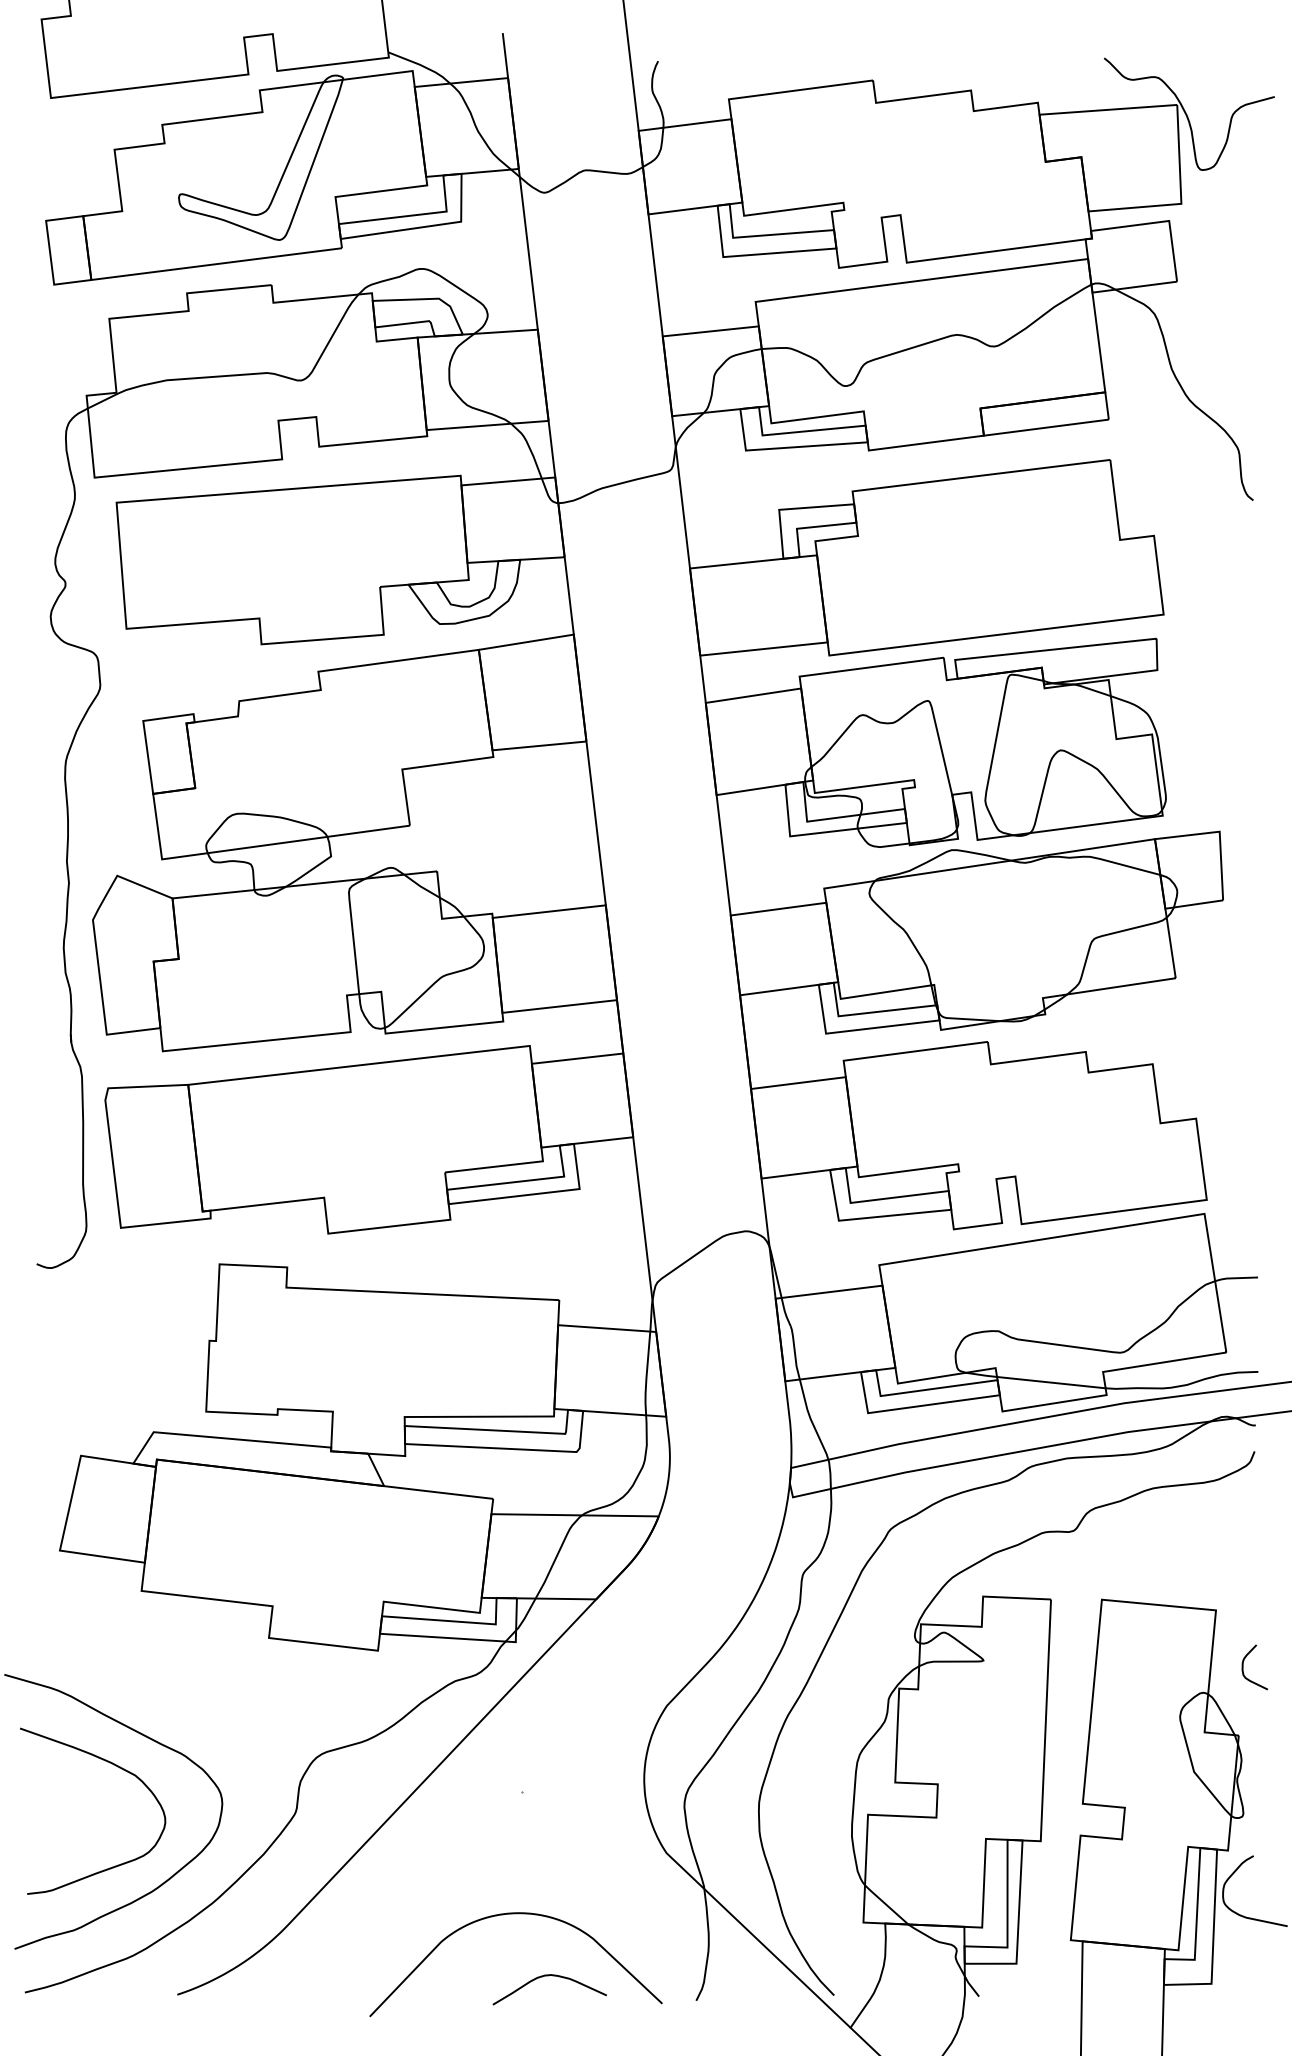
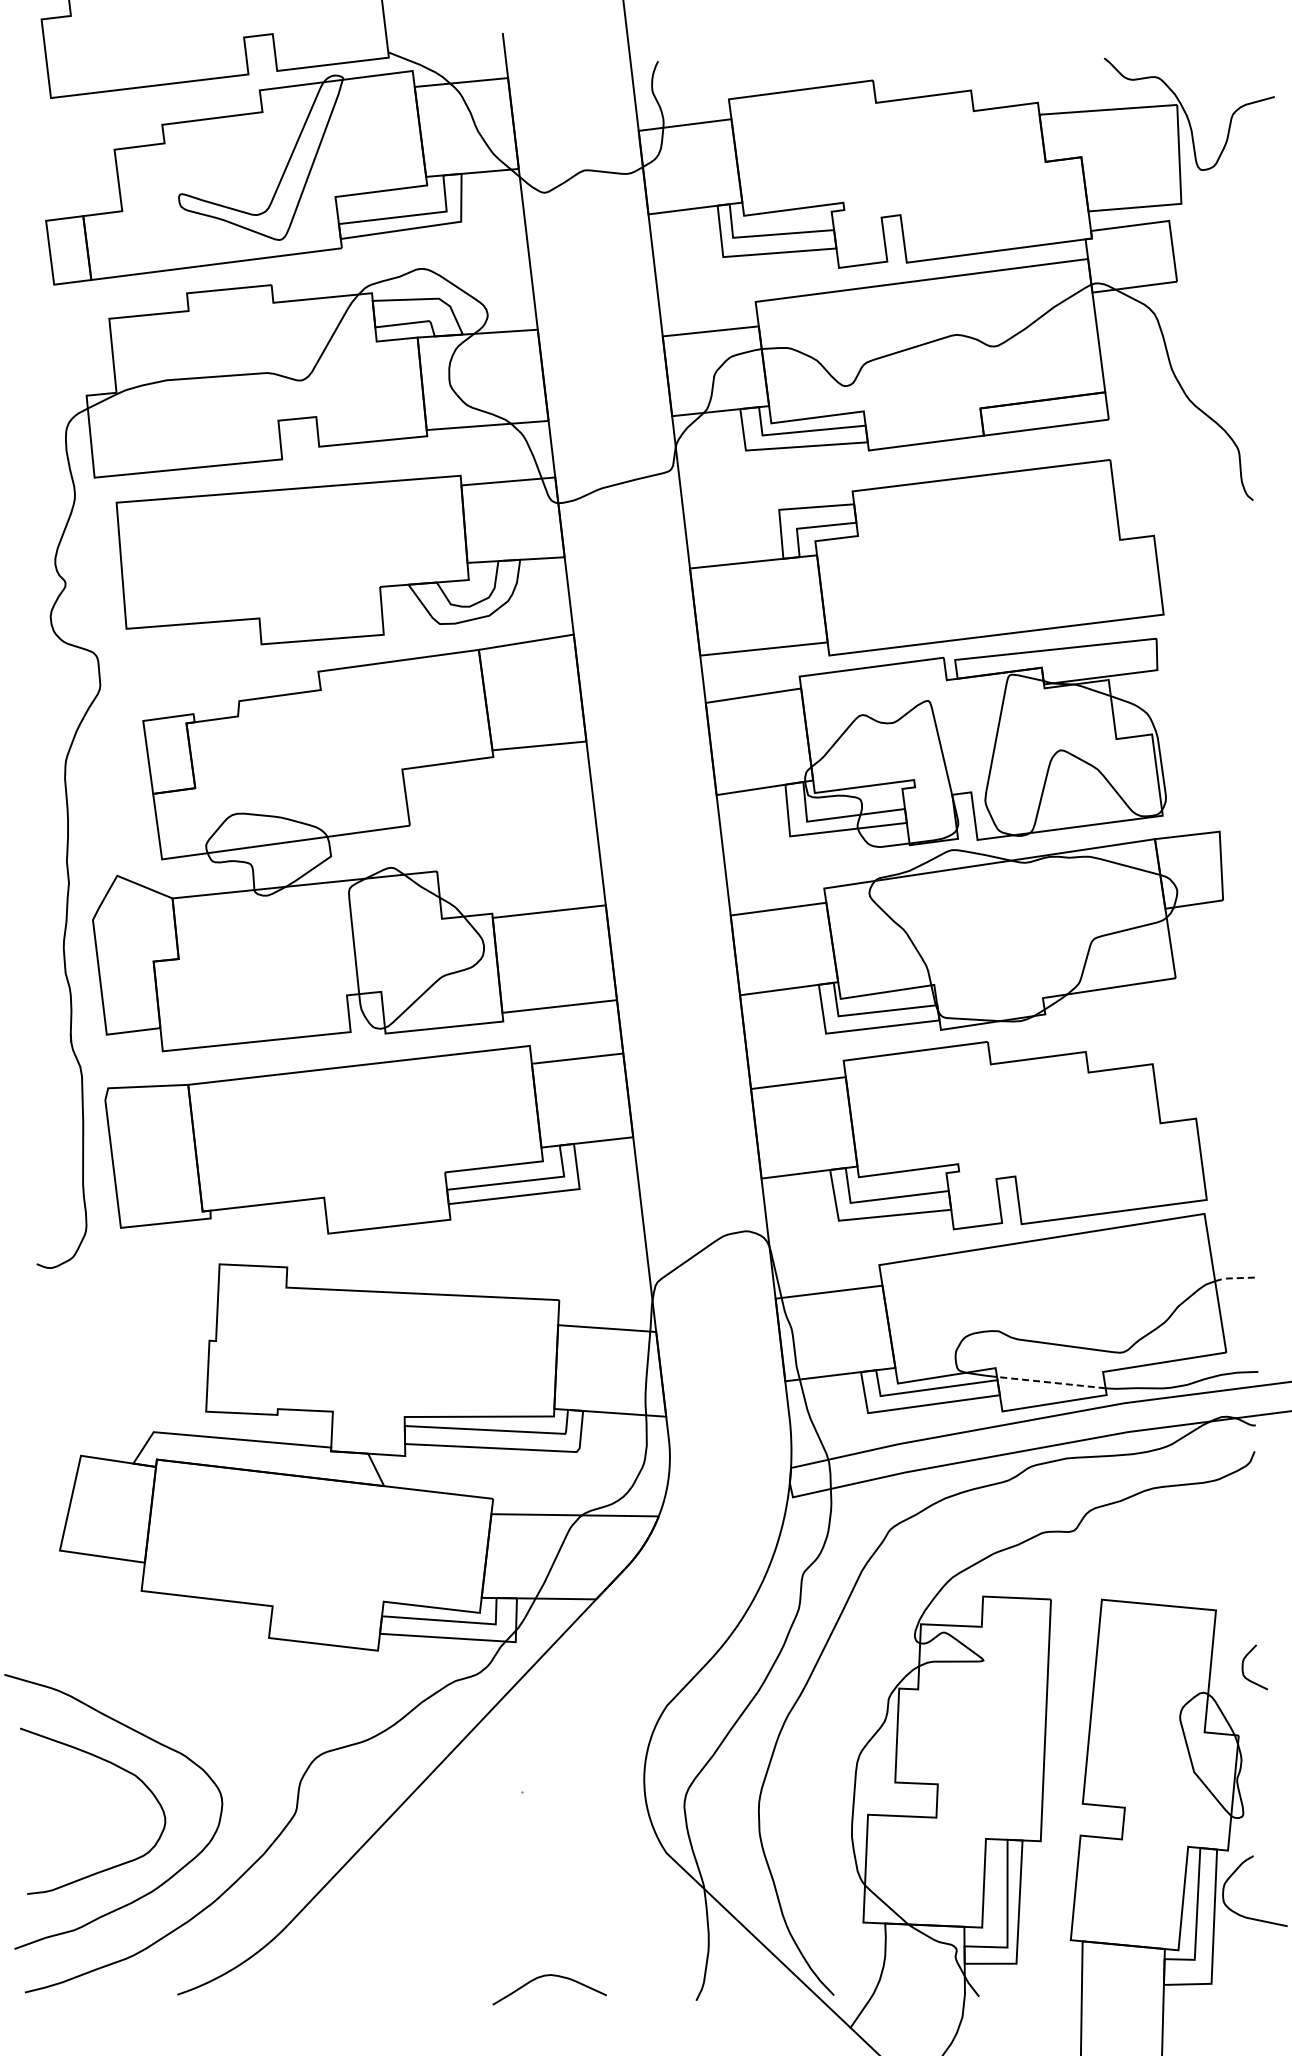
line: solid -> dashed (1235, 1278)
line: solid -> dashed (1051, 1382)
curve: present -> none (515, 1914)
